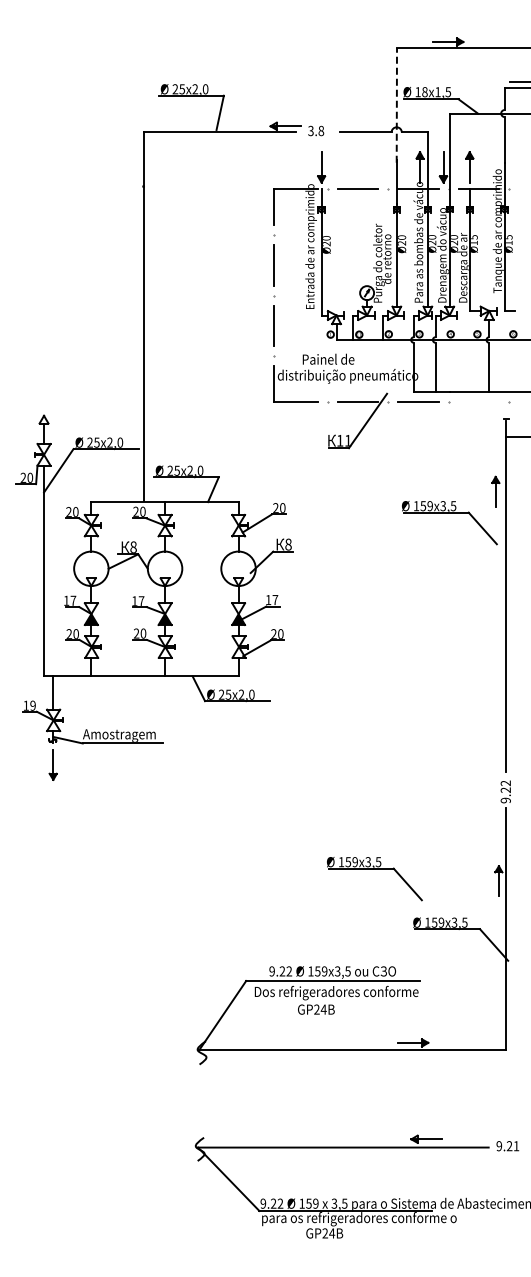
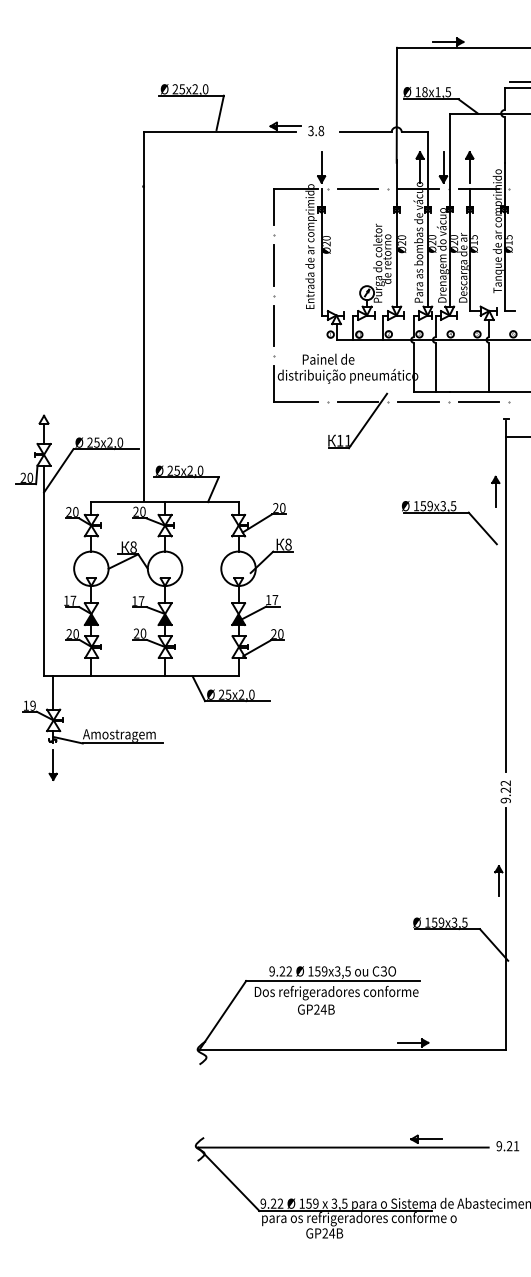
line: dashed -> solid (396, 104)
line: none -> present (478, 402)
part: present -> none (374, 869)
